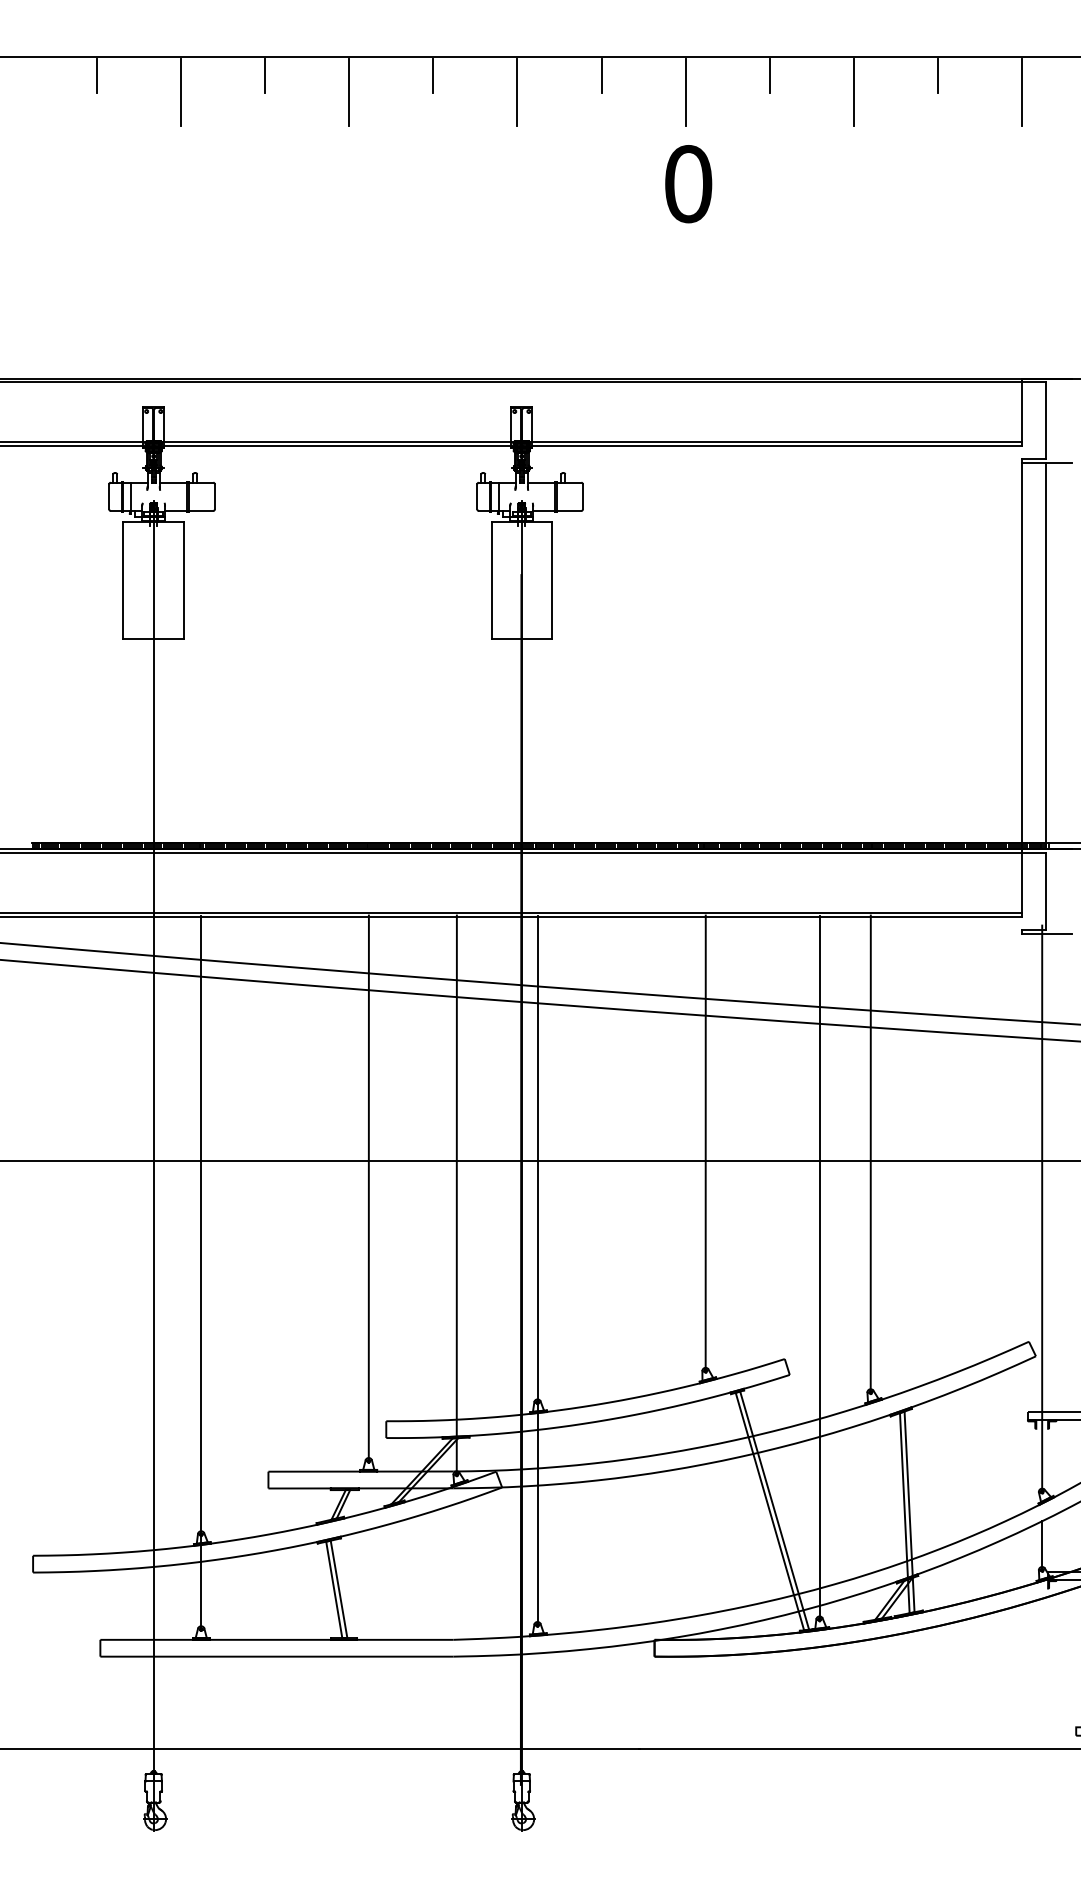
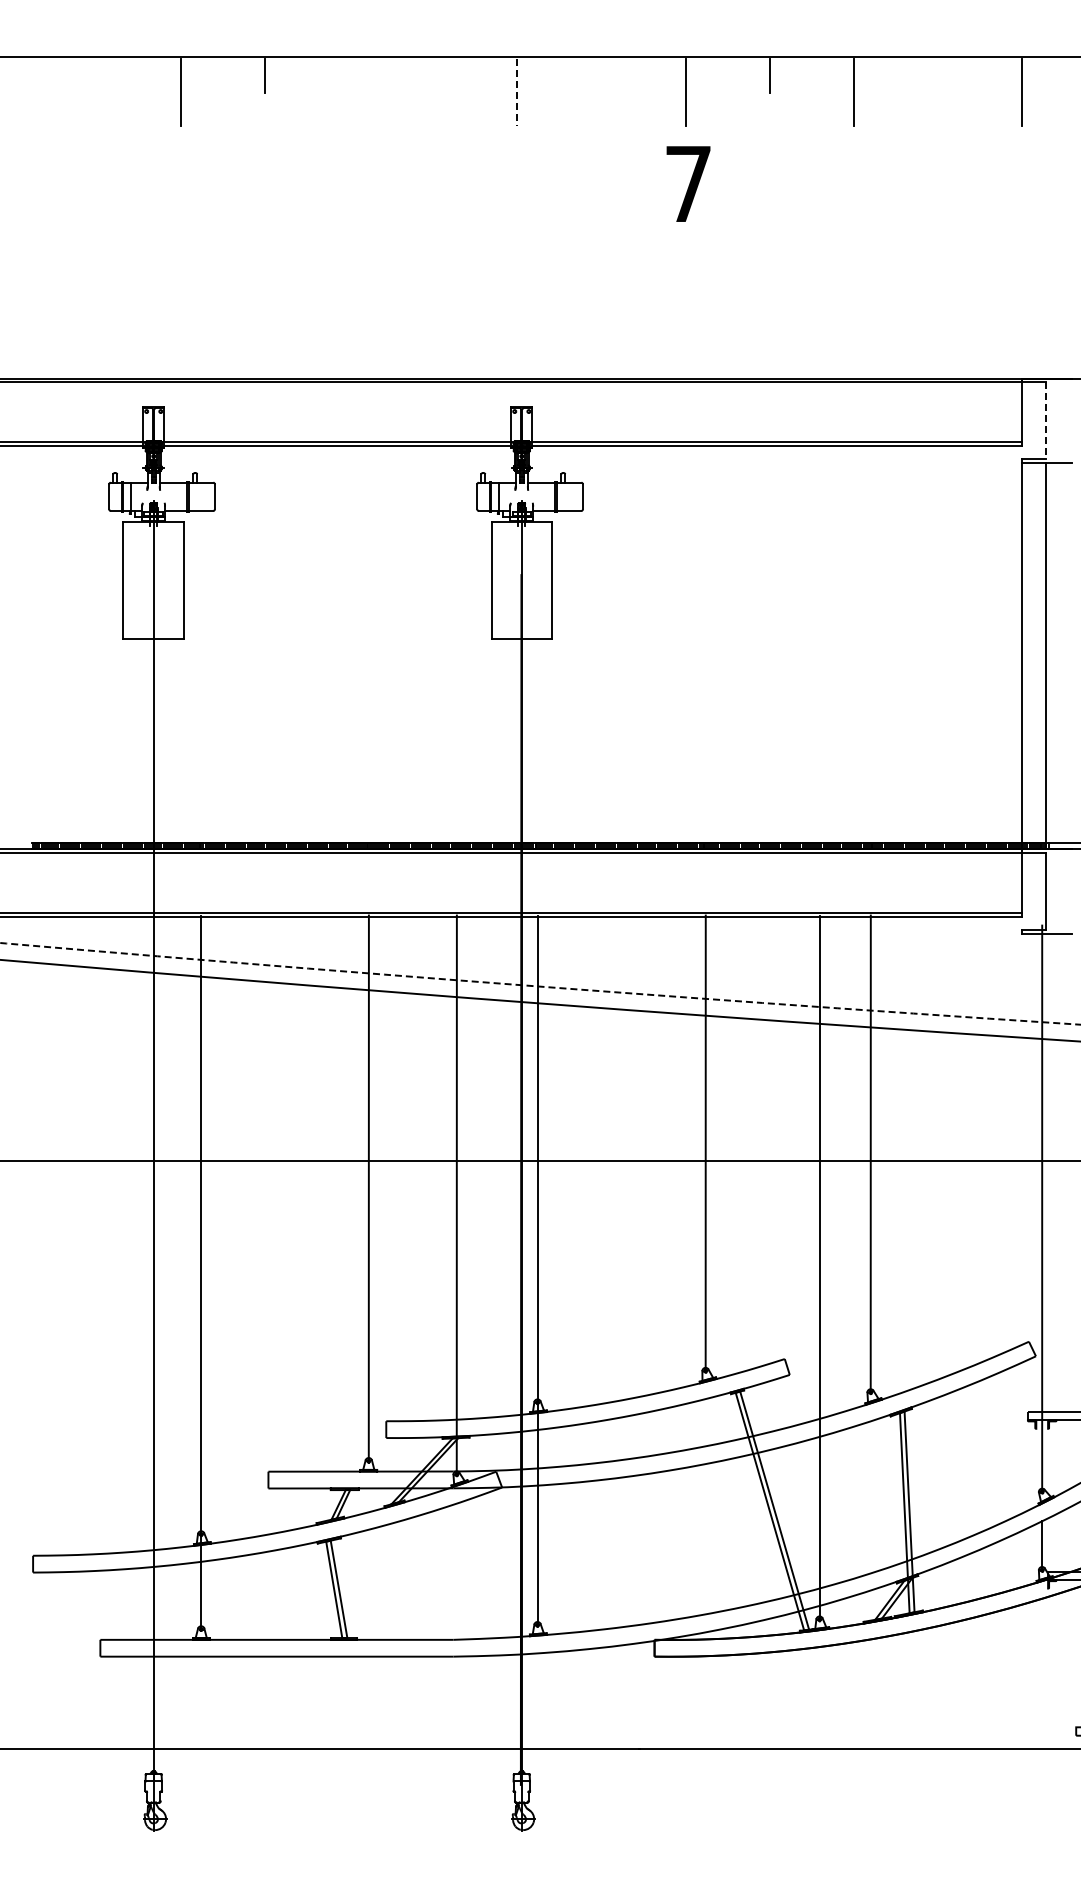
line: present -> none (97, 75)
line: present -> none (433, 75)
line: present -> none (601, 75)
line: present -> none (937, 75)
line: present -> none (349, 92)
line: solid -> dashed (517, 92)
text: 0 -> 7 (688, 184)
line: solid -> dashed (1045, 420)
arc: solid -> dashed (540, 986)
